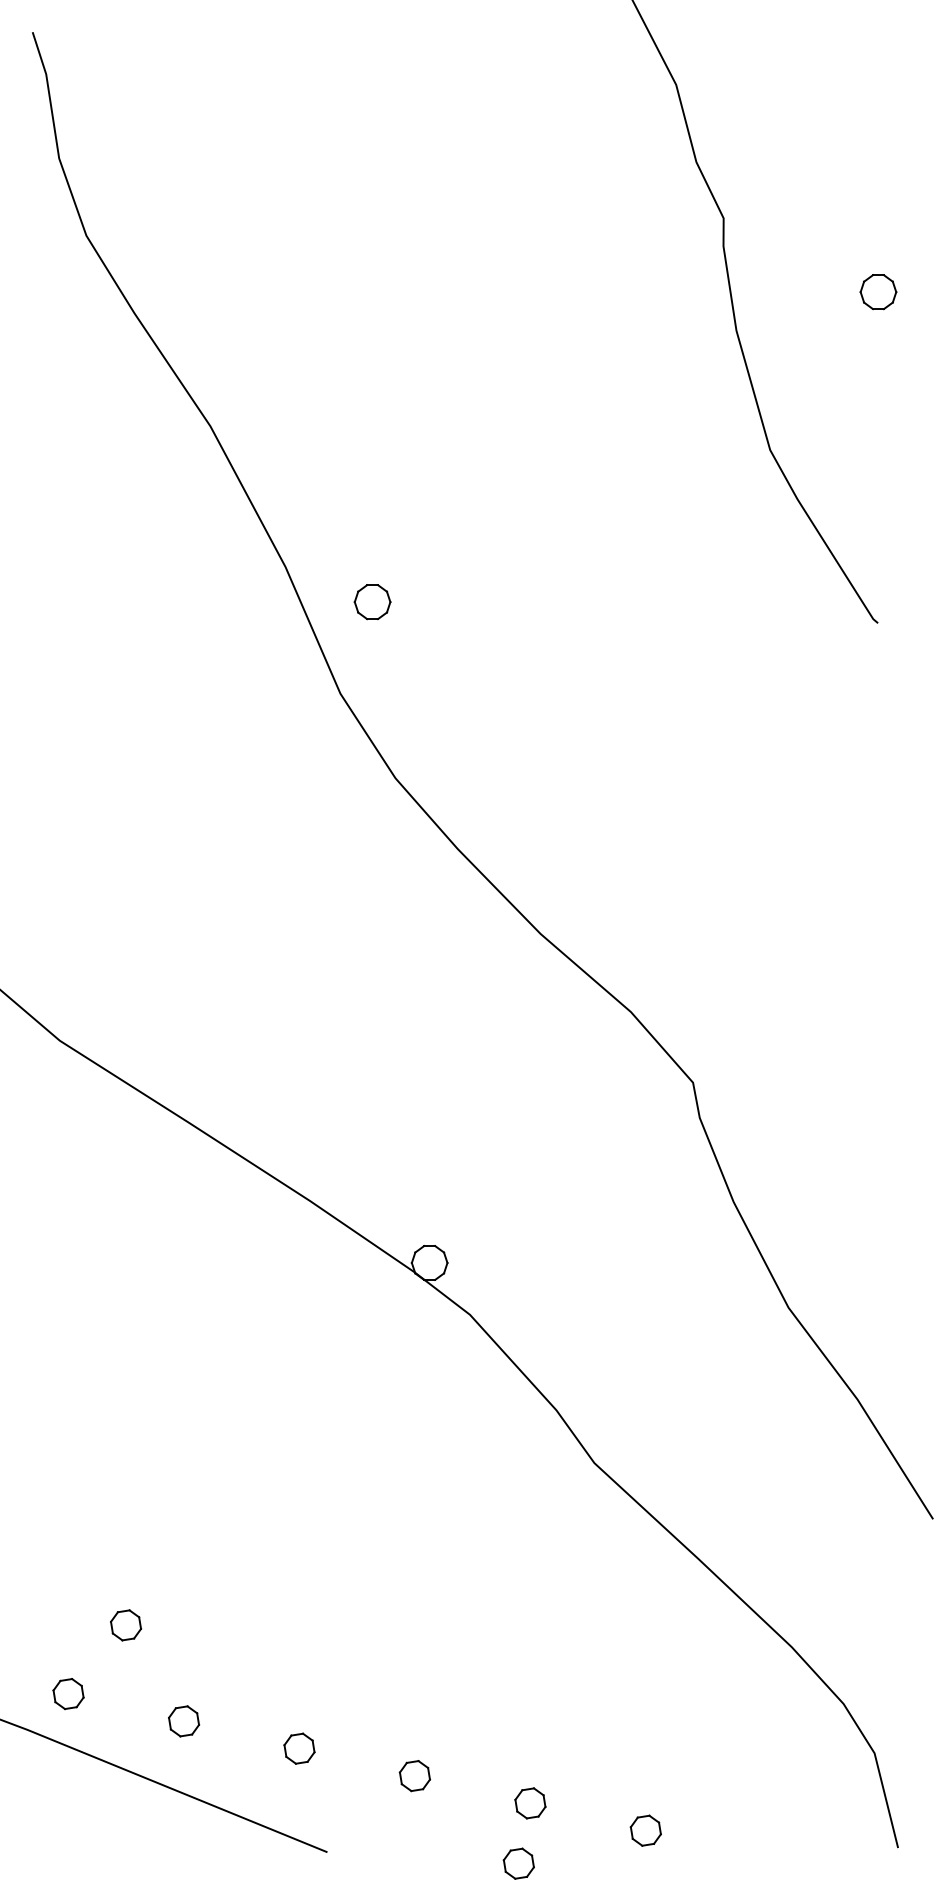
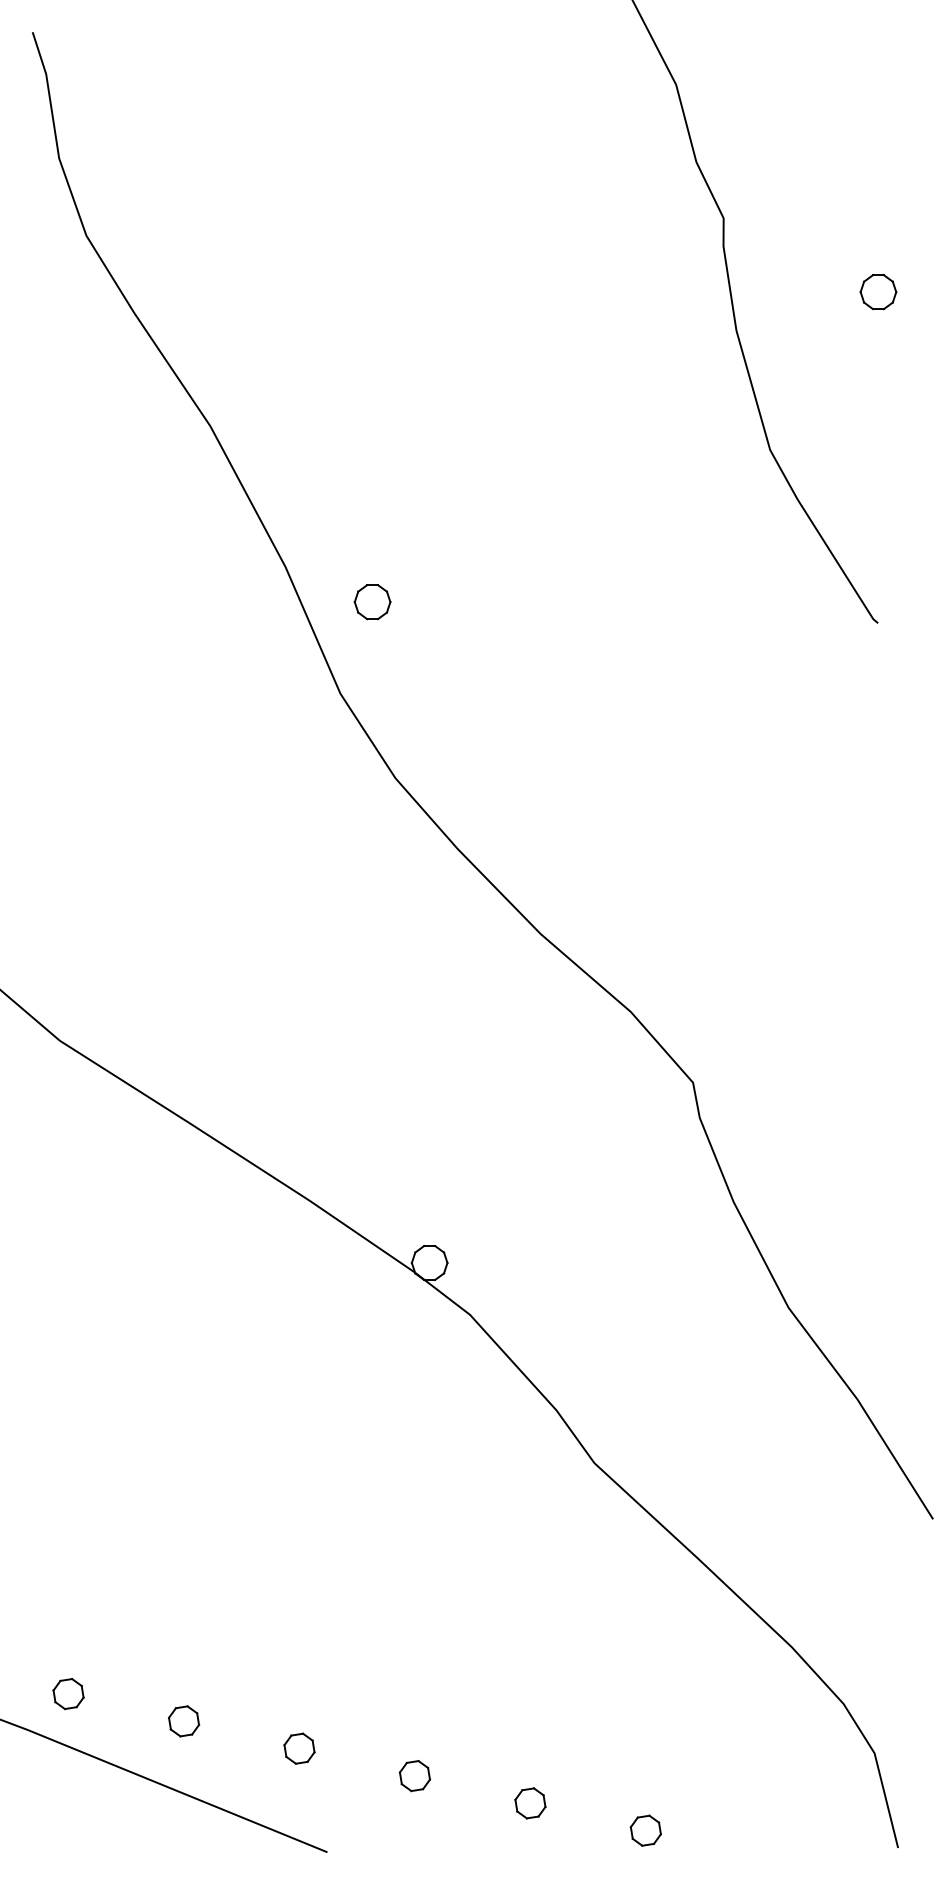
part: present -> none (126, 1625)
part: present -> none (518, 1863)
